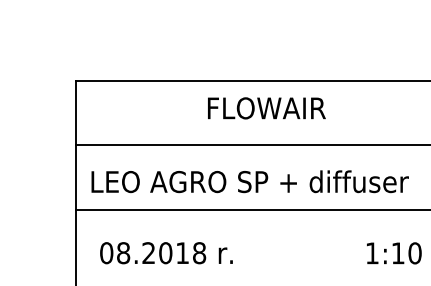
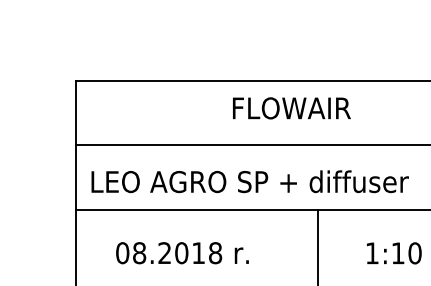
text position: (266, 108) -> (291, 108) (291, 108)
line: none -> present (317, 245)
text position: (166, 253) -> (182, 253) (182, 253)
